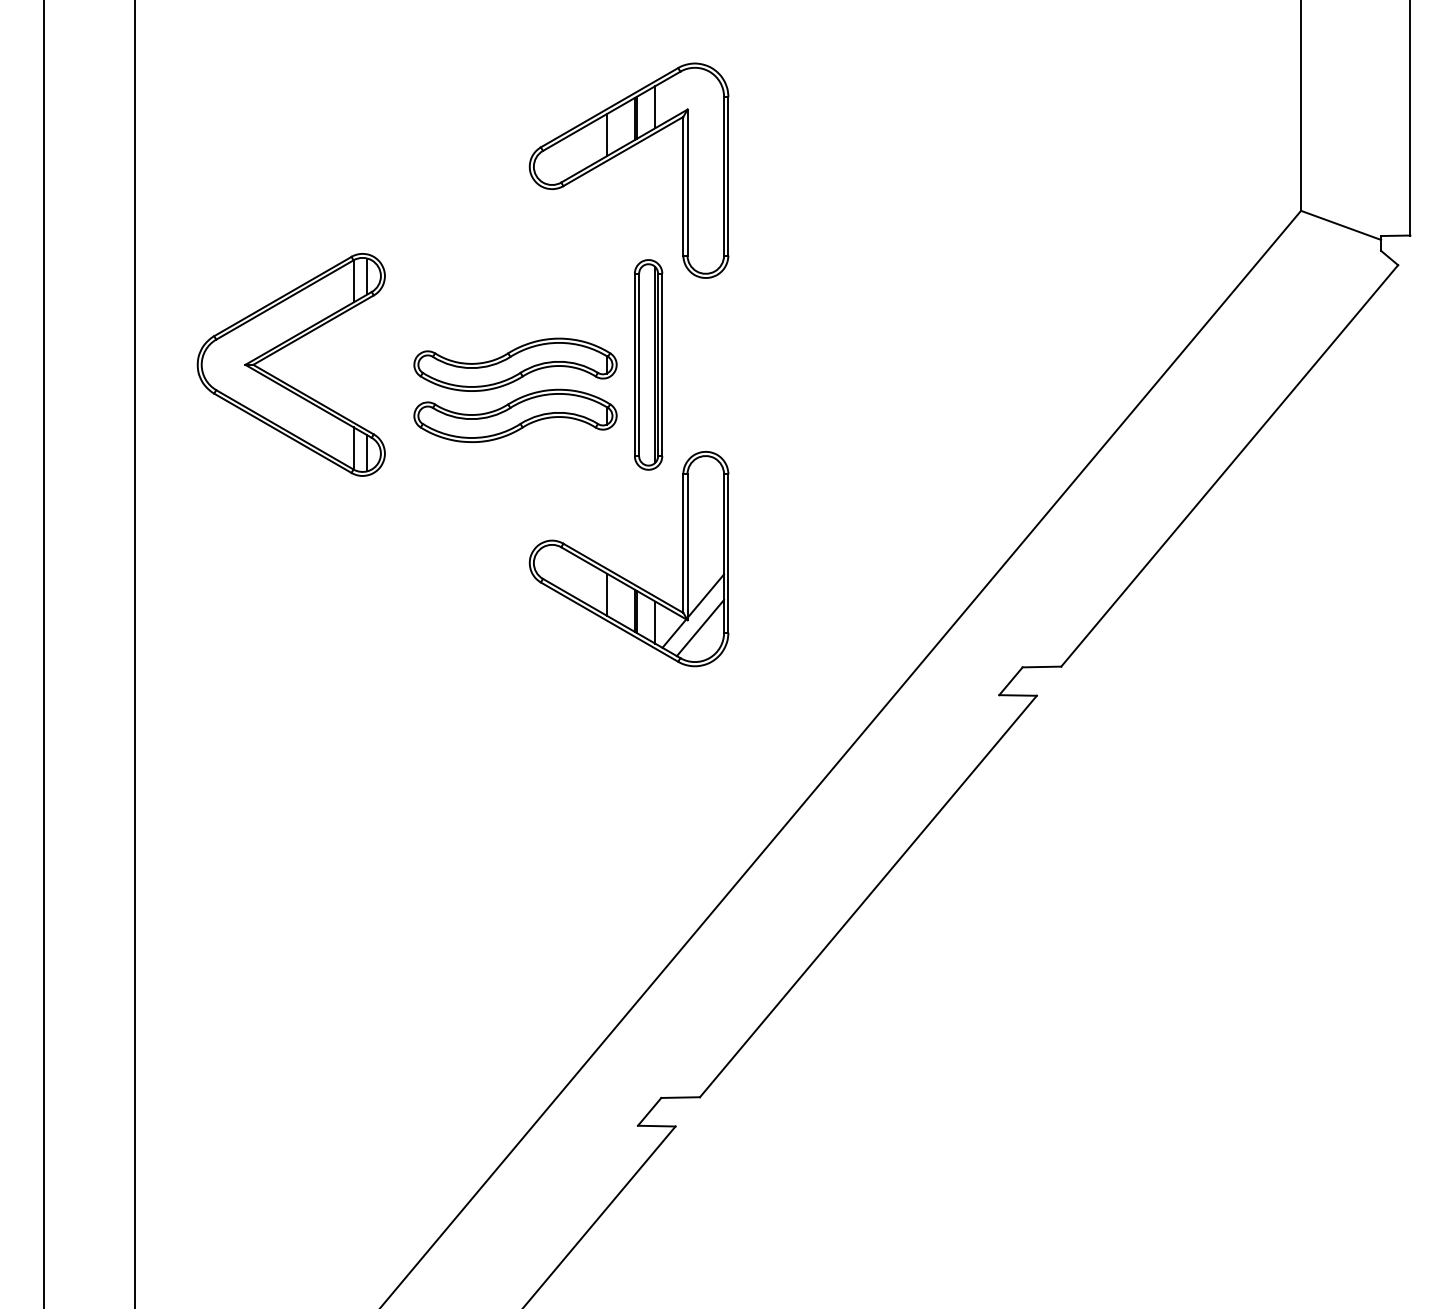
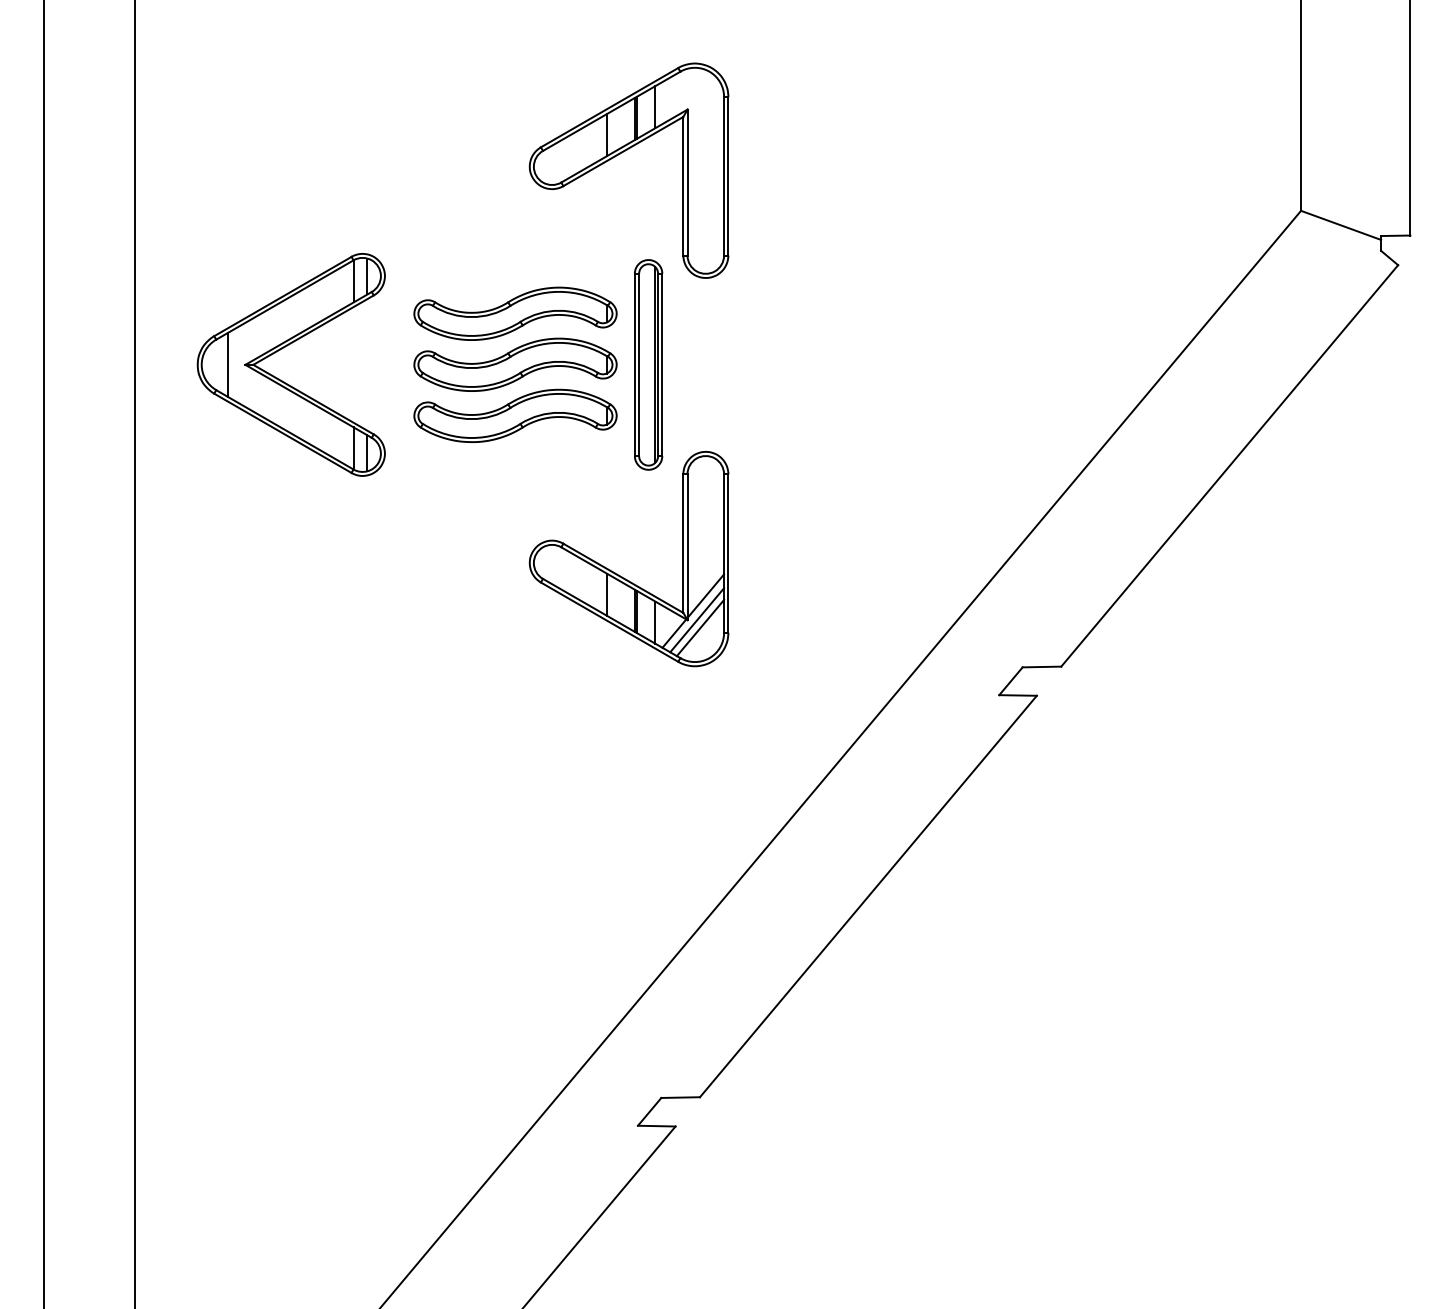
part: none -> present (515, 313)
line: none -> present (228, 364)
line: none -> present (697, 620)
